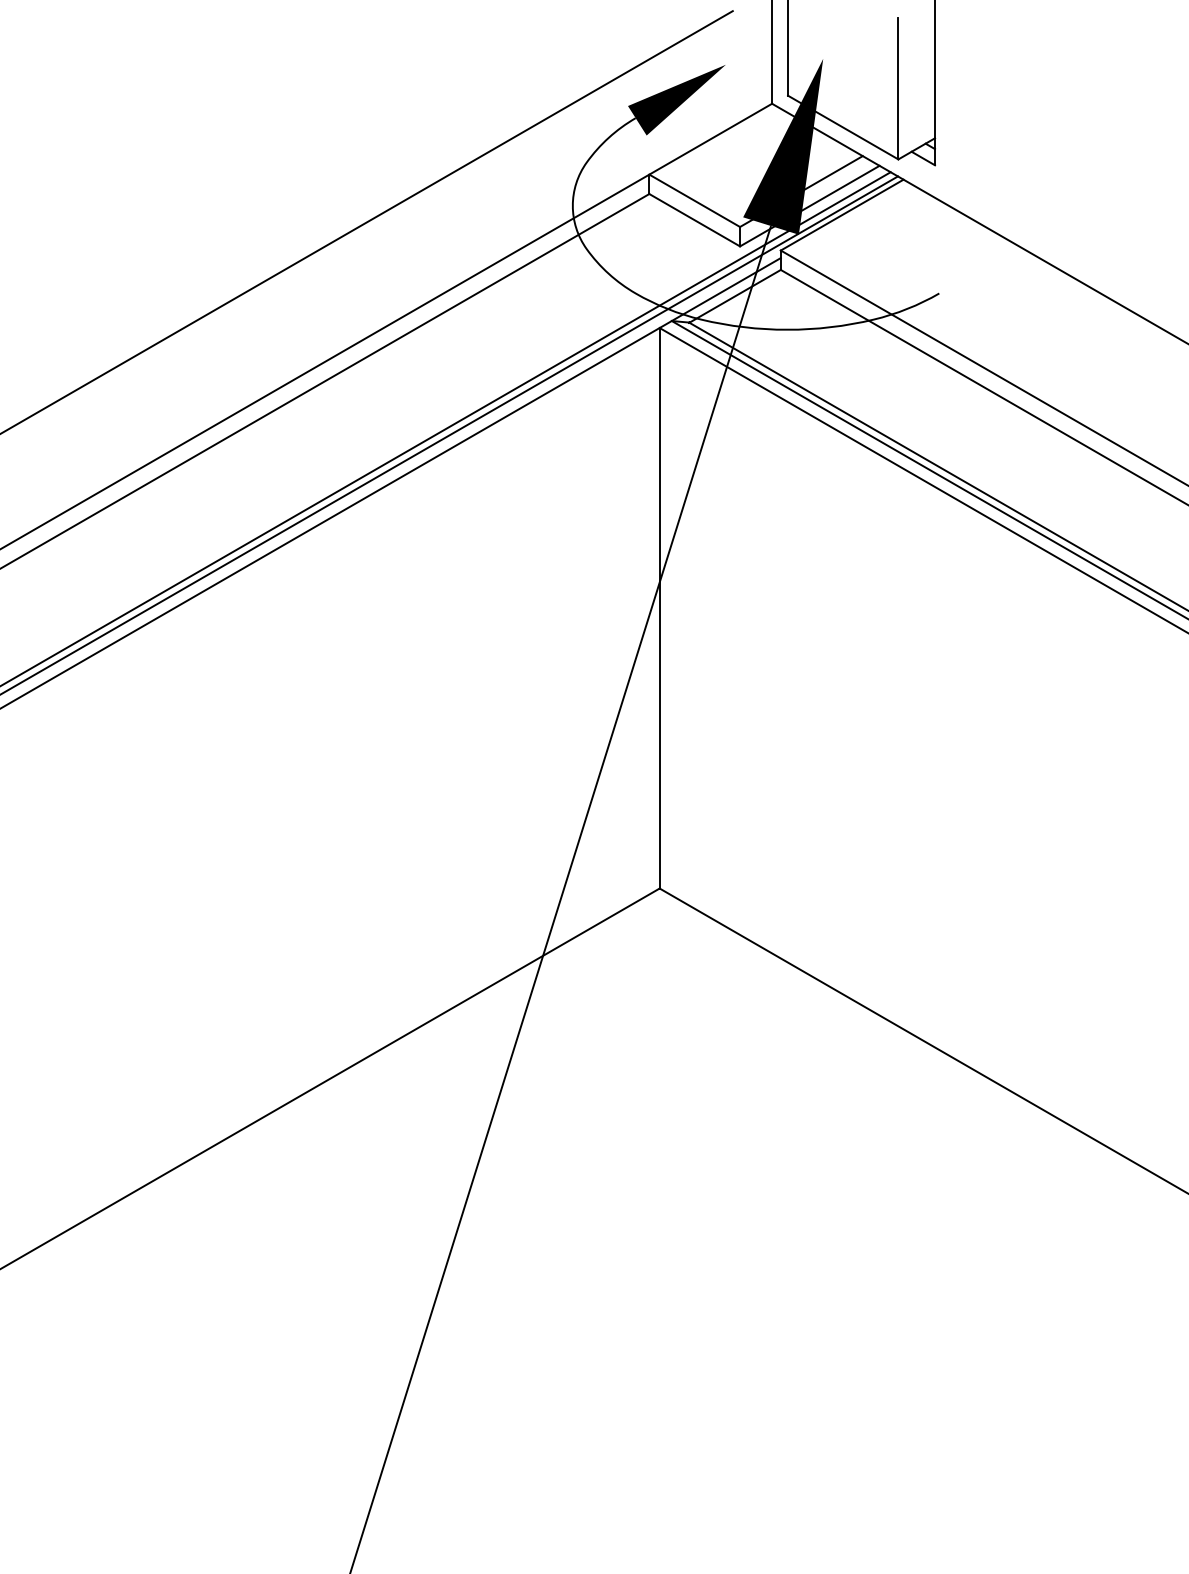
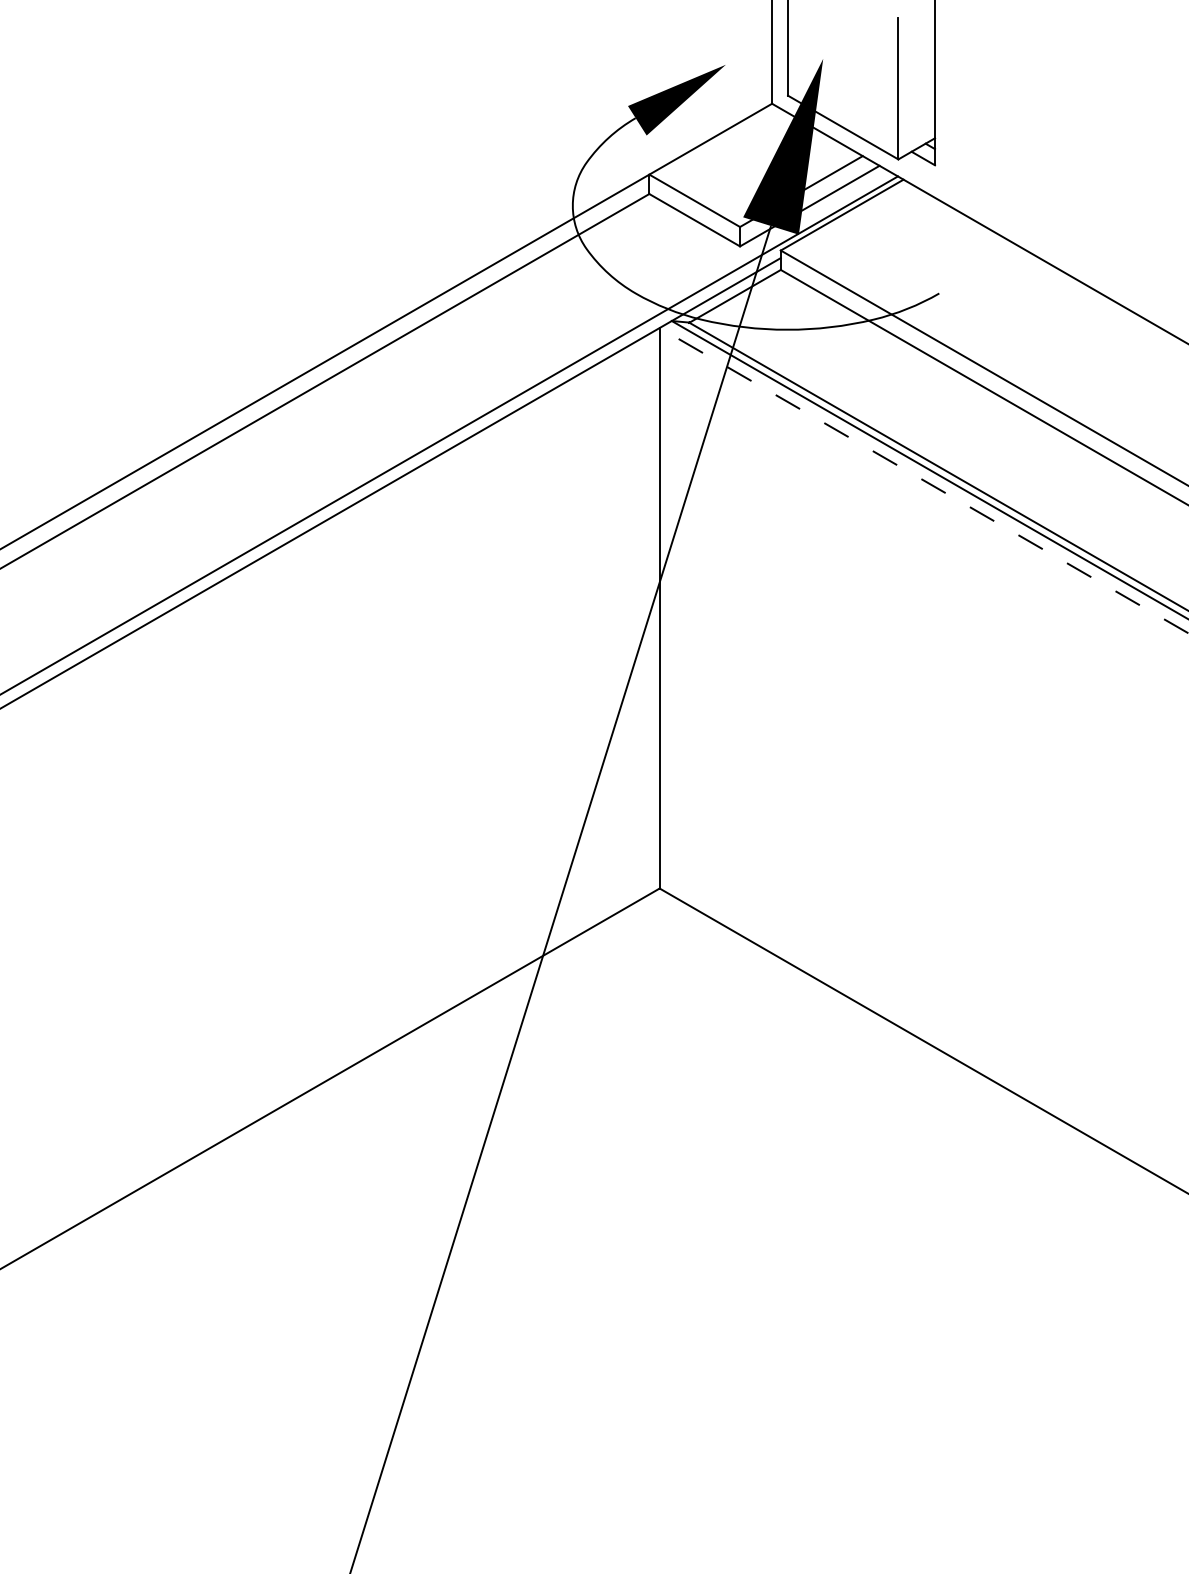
line: present -> none (367, 221)
line: present -> none (446, 428)
line: solid -> dashed (923, 480)
